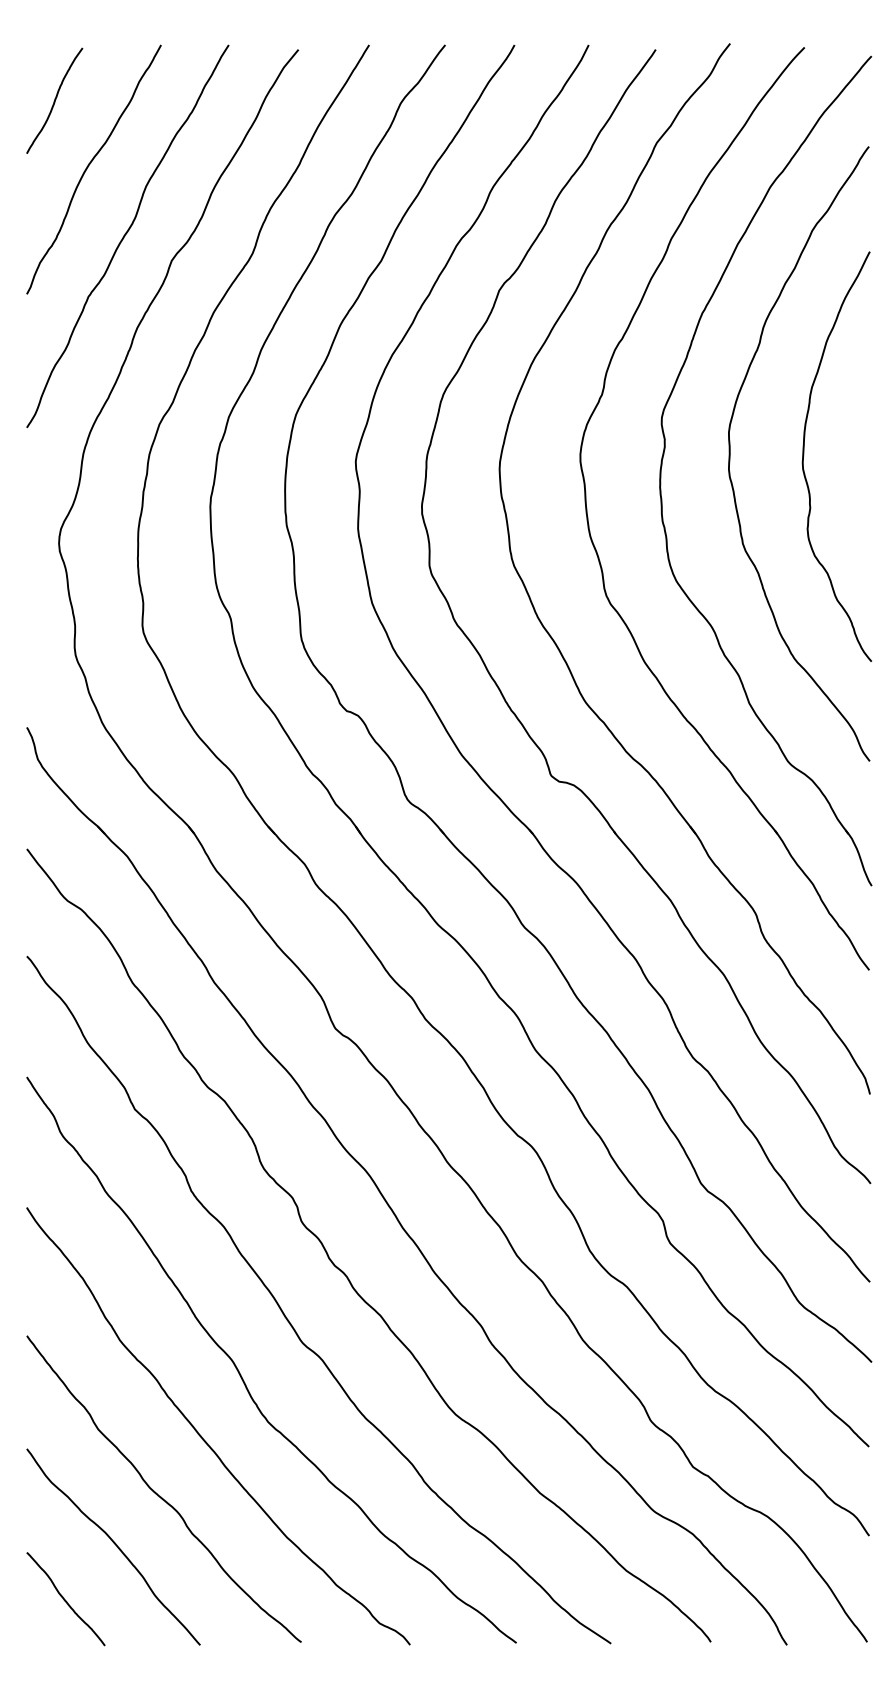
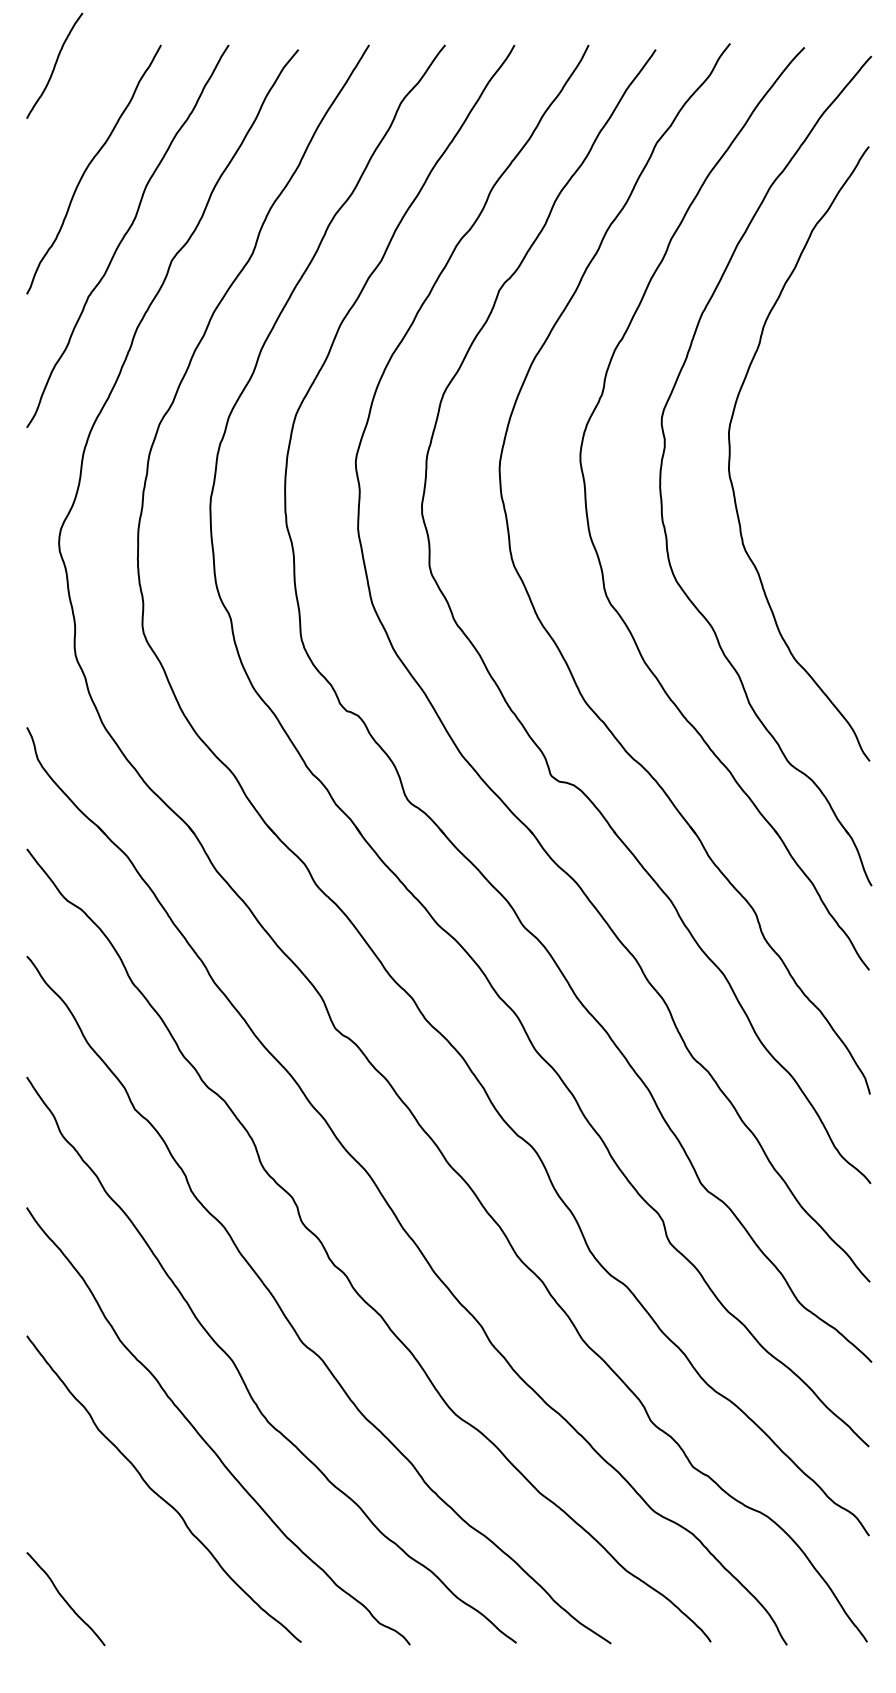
curve position: (54, 100) -> (54, 65) (54, 65)
curve: present -> none (804, 455)
curve: present -> none (114, 1544)
